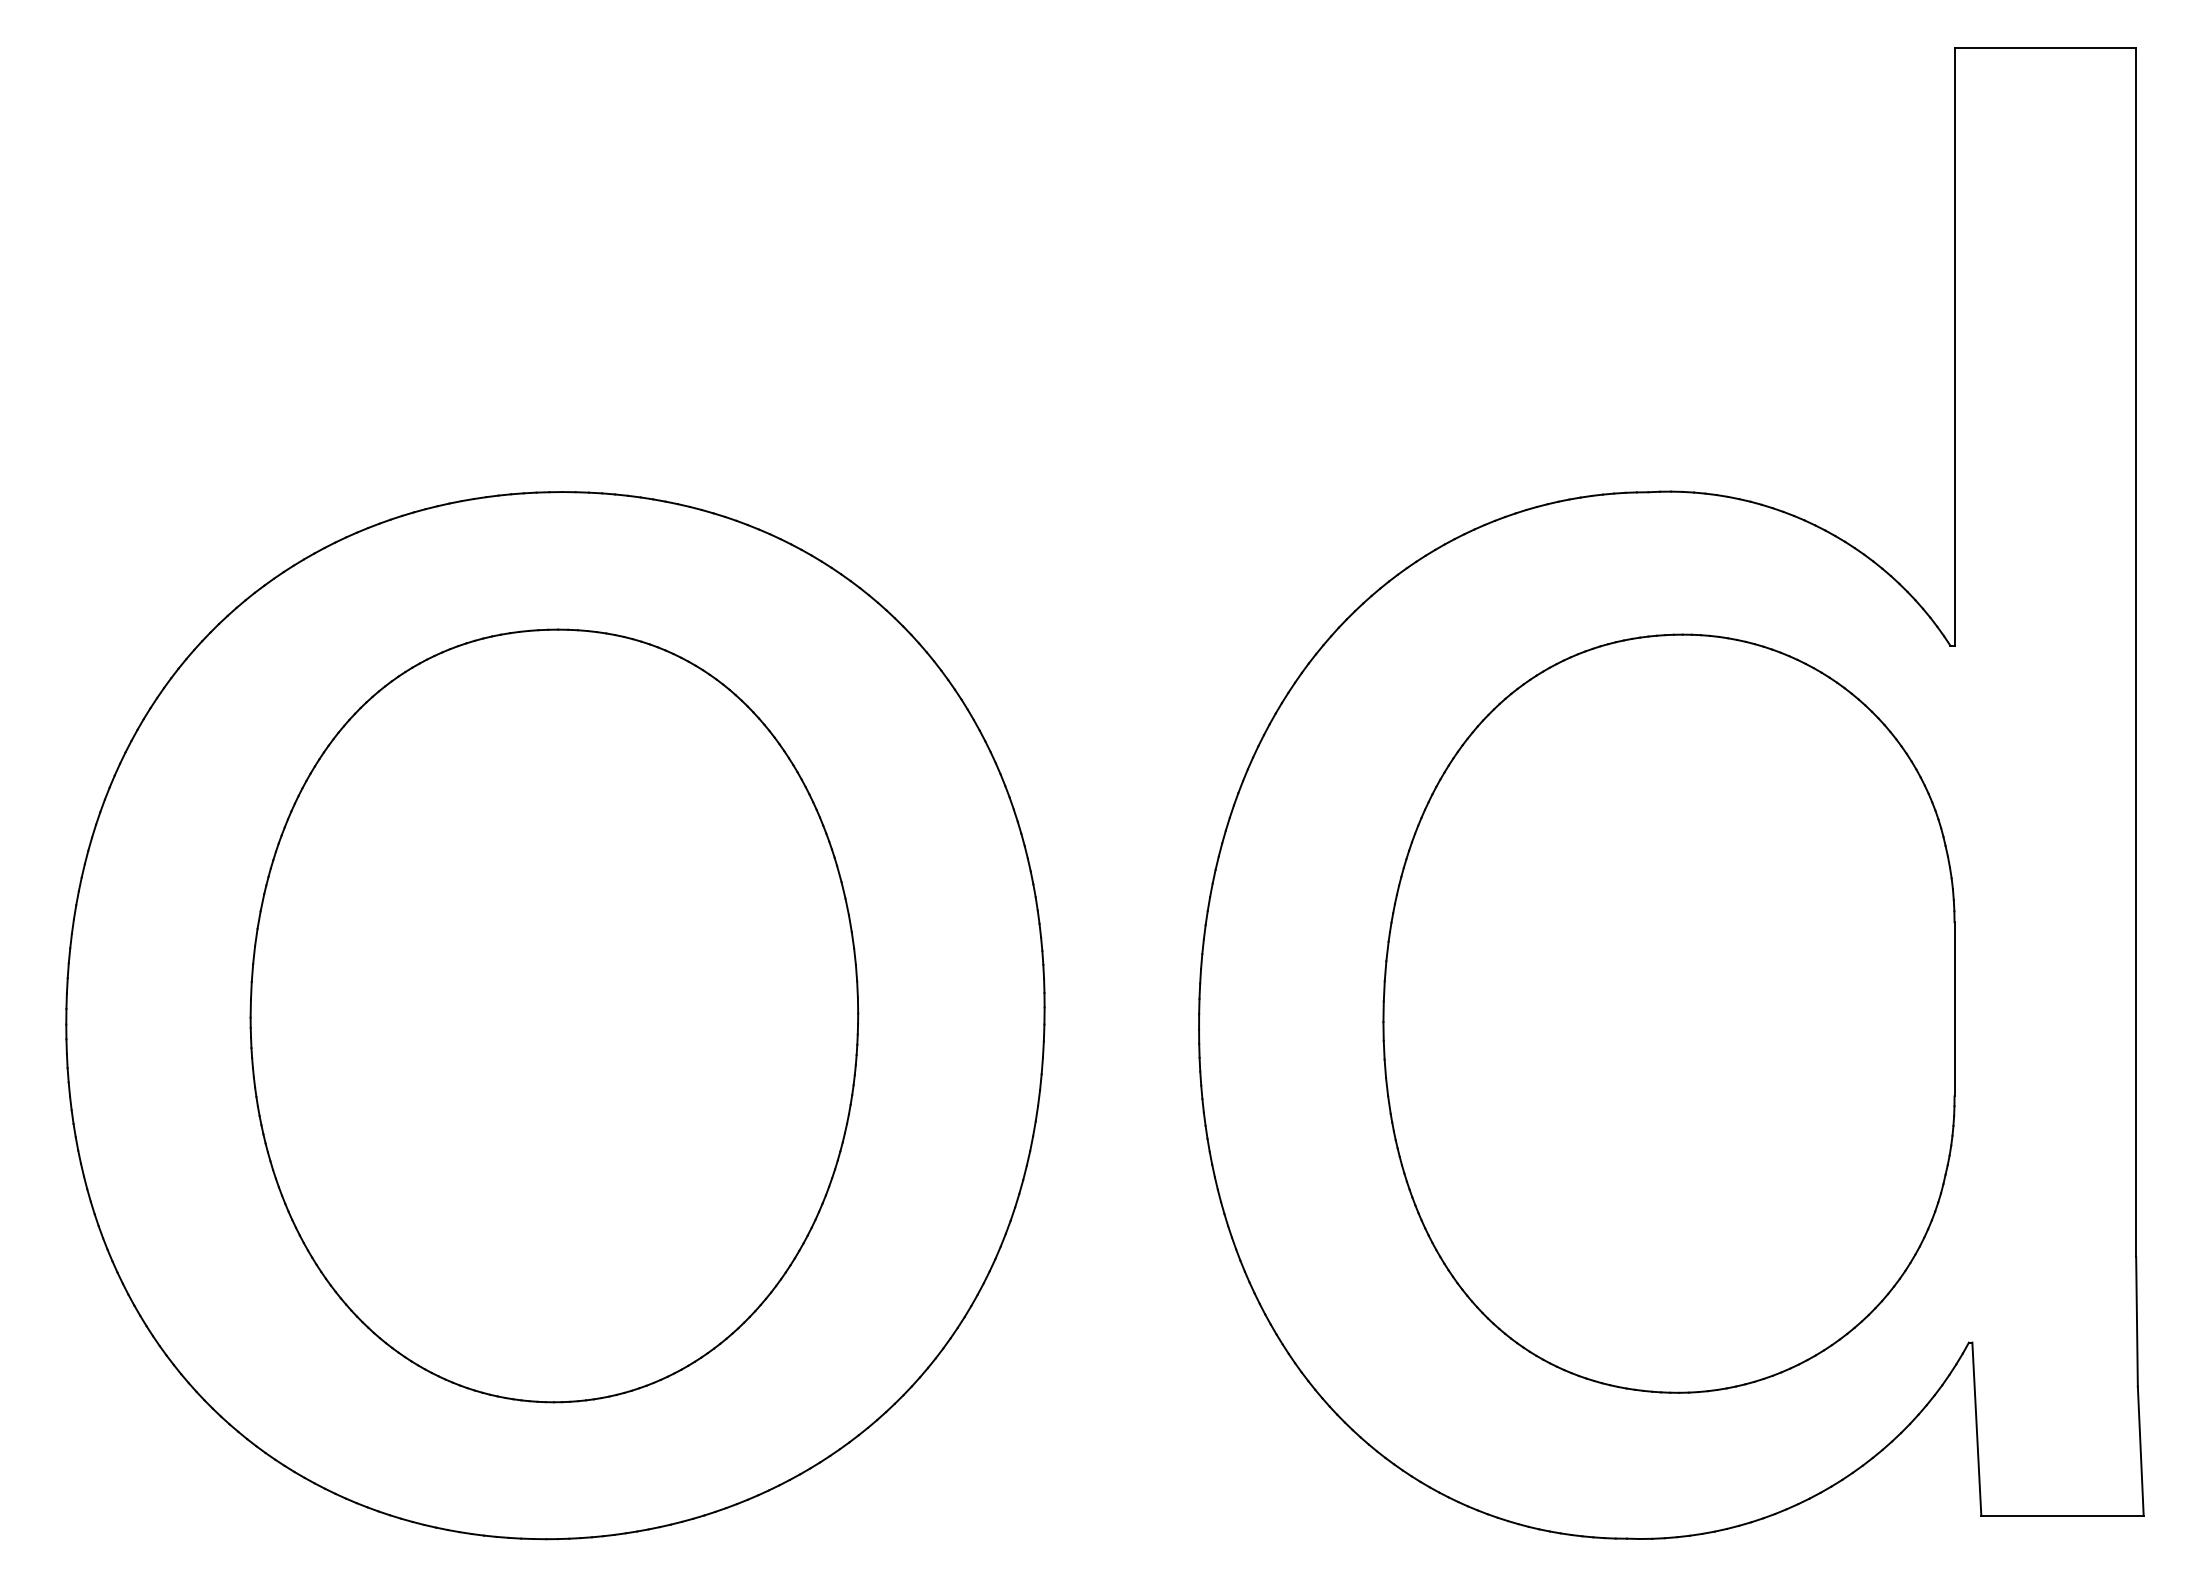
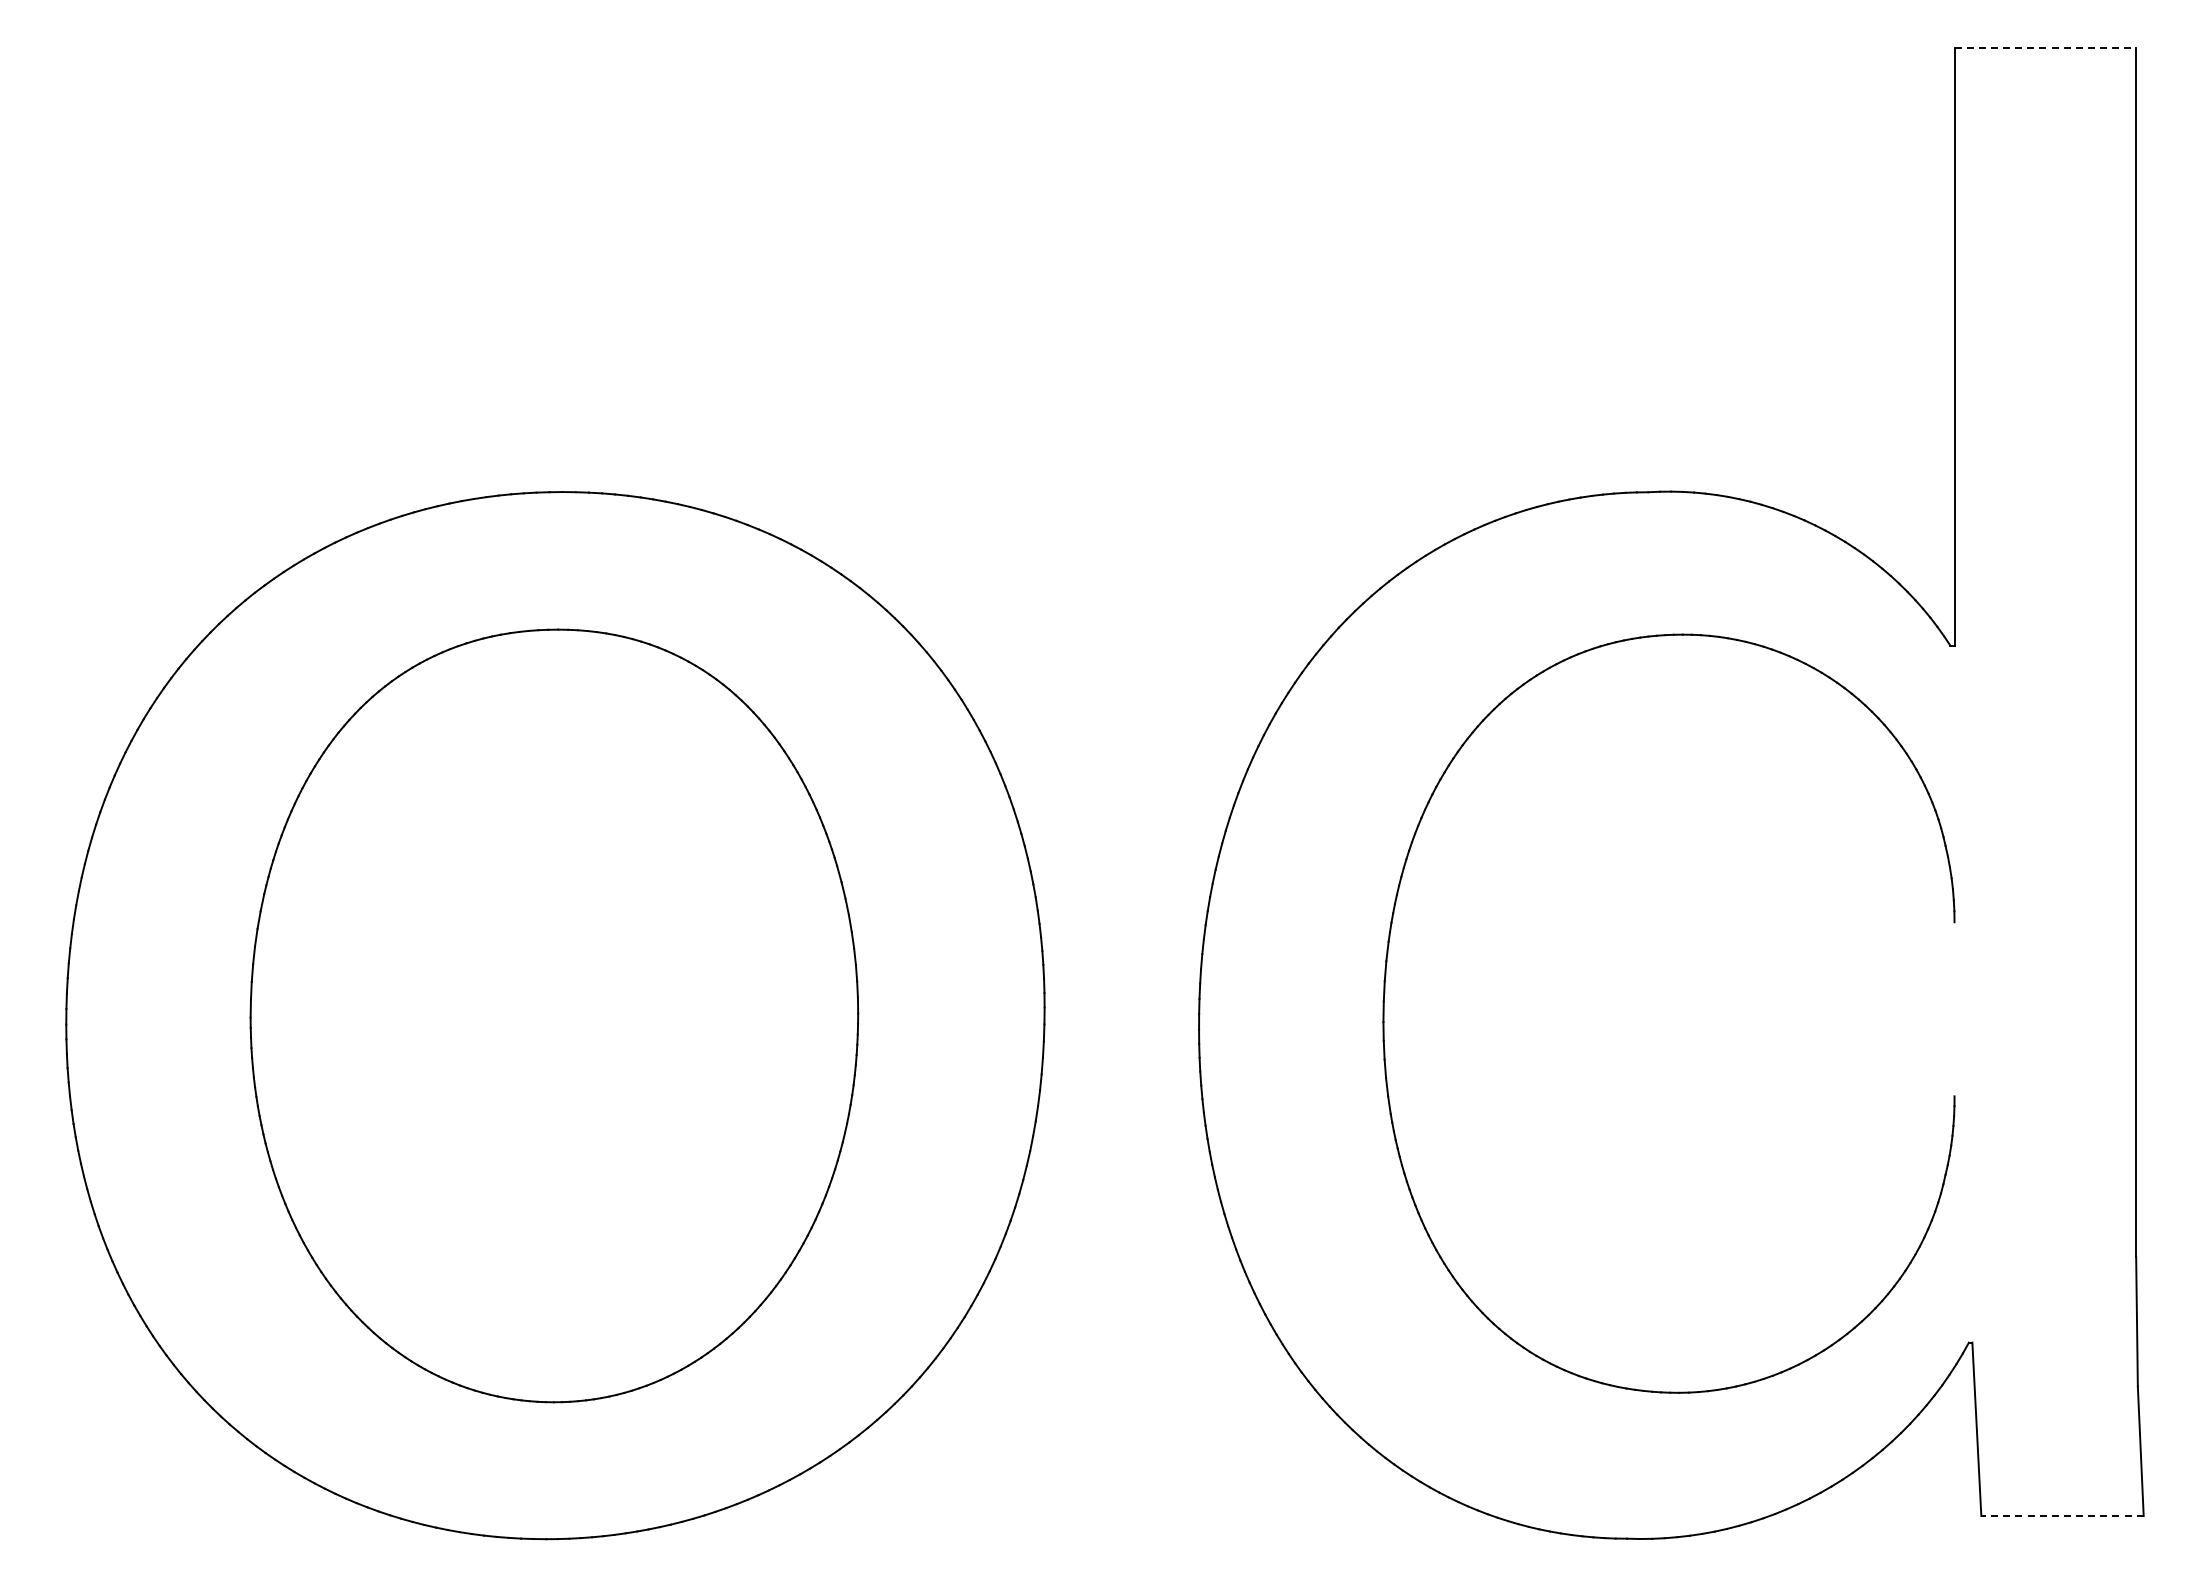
line: solid -> dashed (2045, 47)
line: present -> none (1954, 1009)
line: solid -> dashed (2062, 1516)
